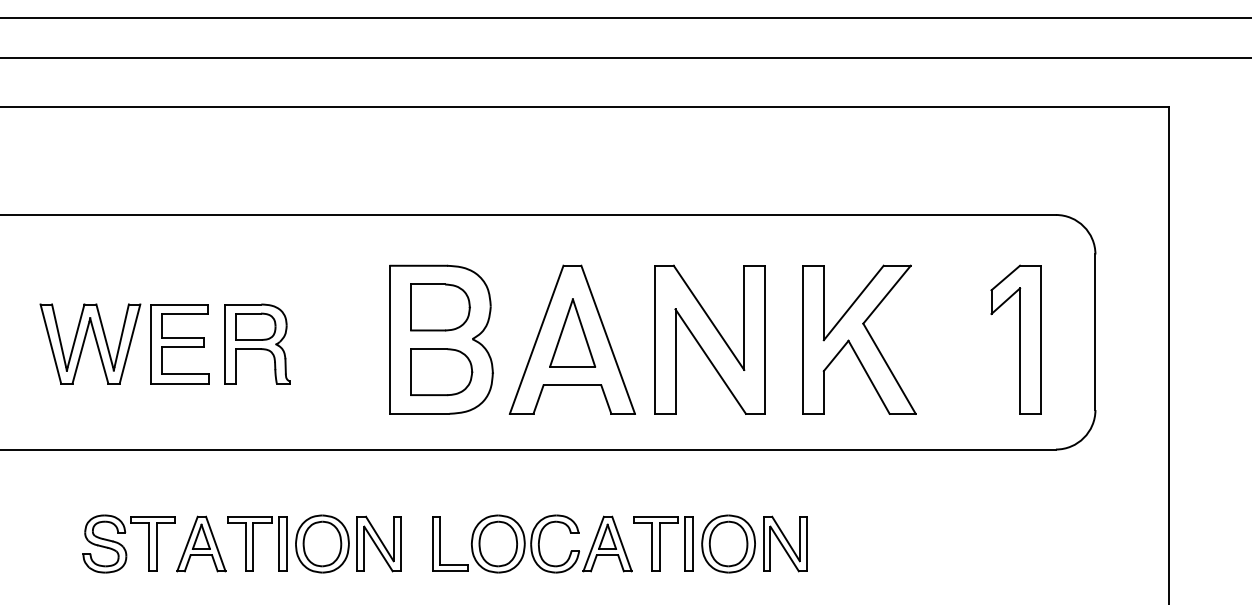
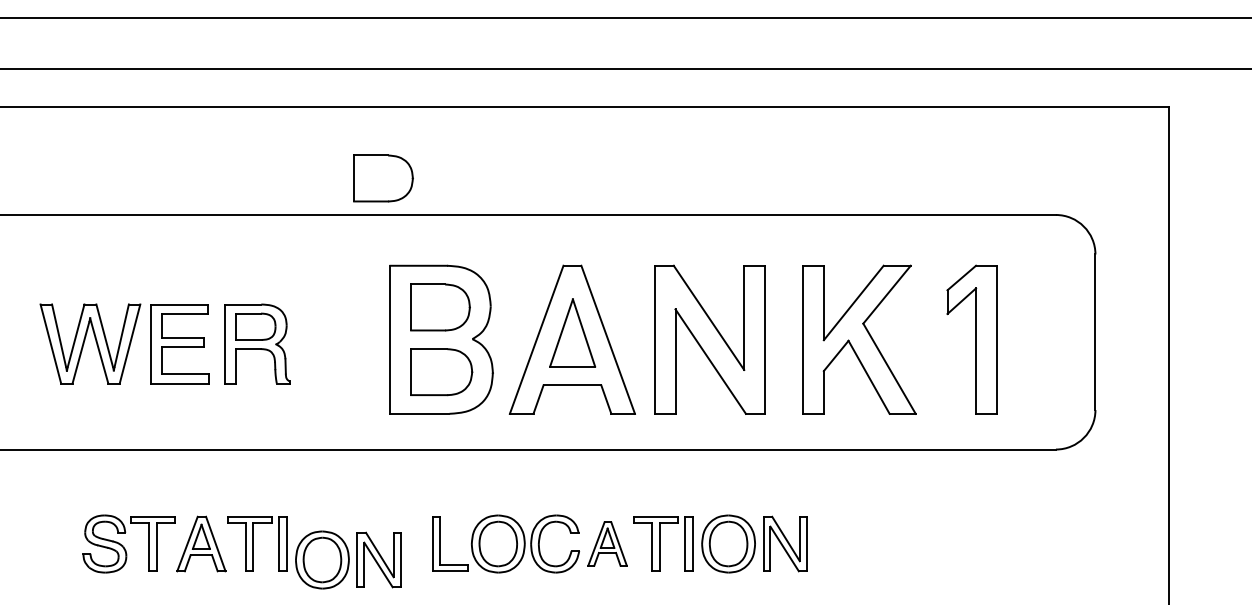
line position: (625, 57) -> (625, 68) (625, 68)
part: none -> present (383, 178)
part position: (1015, 339) -> (971, 339) (971, 339)
part position: (348, 543) -> (348, 559) (348, 559)
part size: 51x58 px -> 41x46 px (607, 543)
